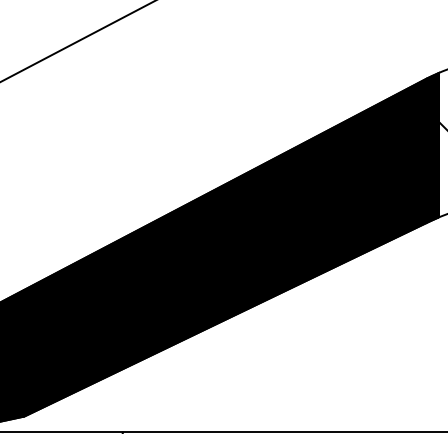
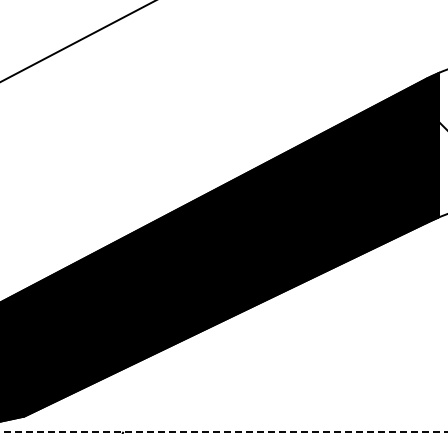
line: solid -> dashed (224, 431)
